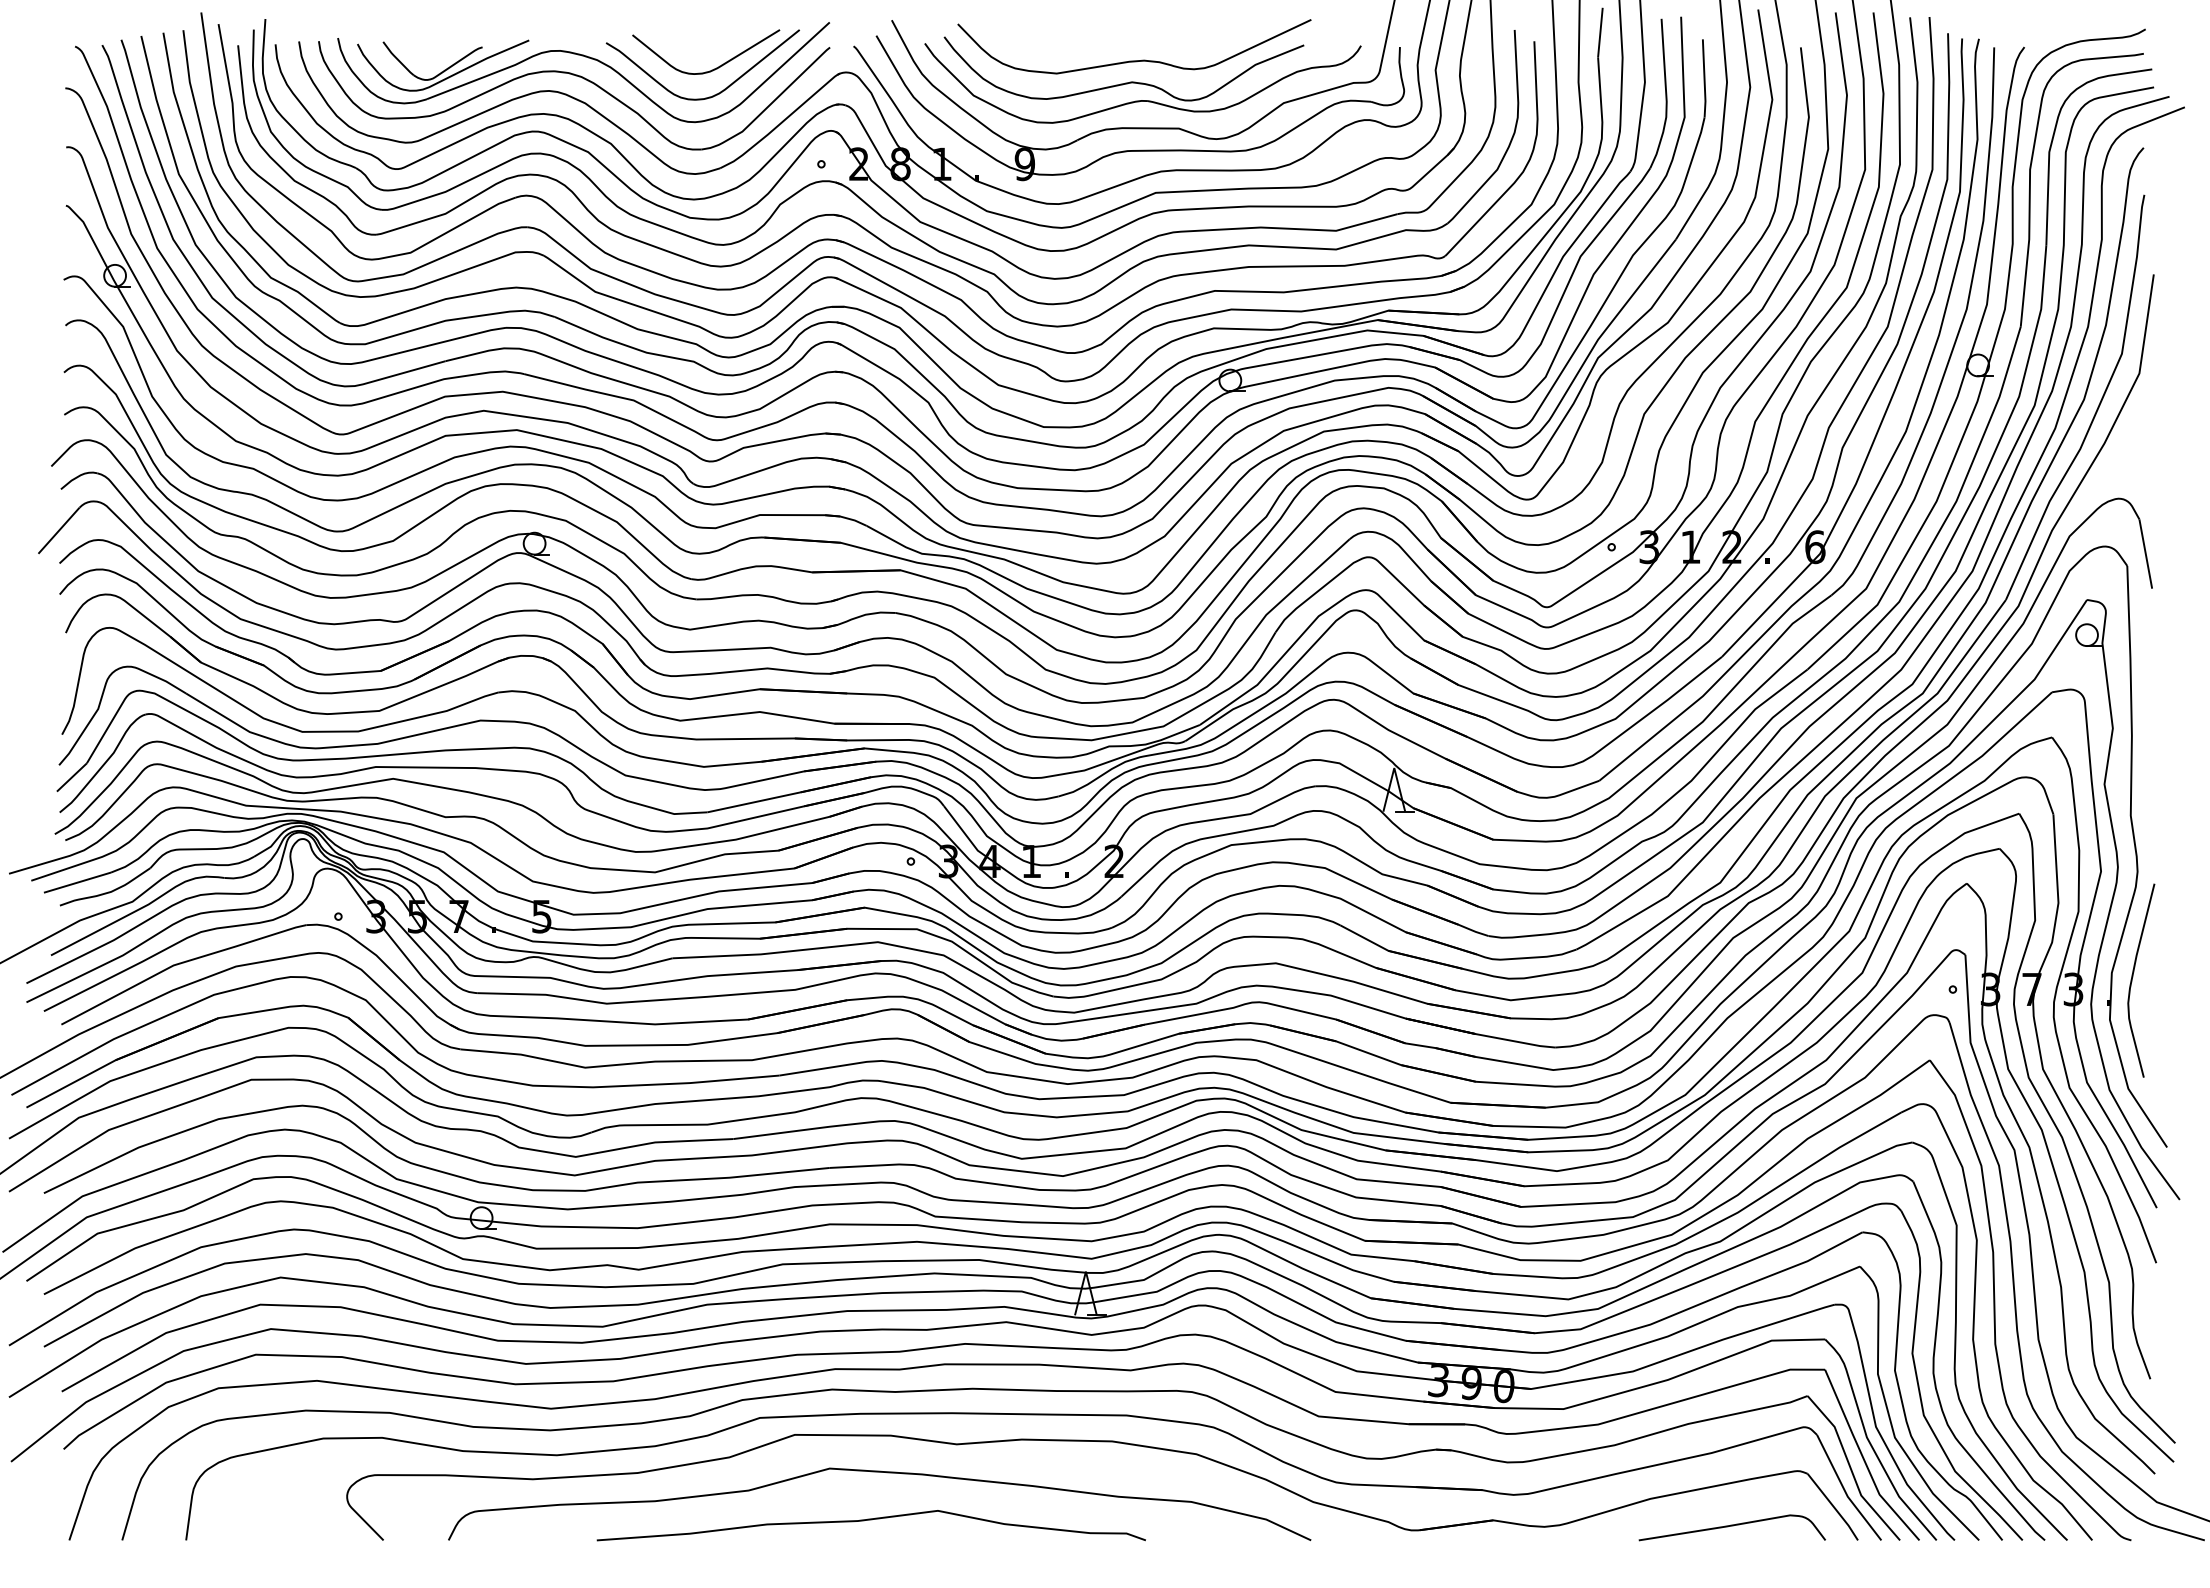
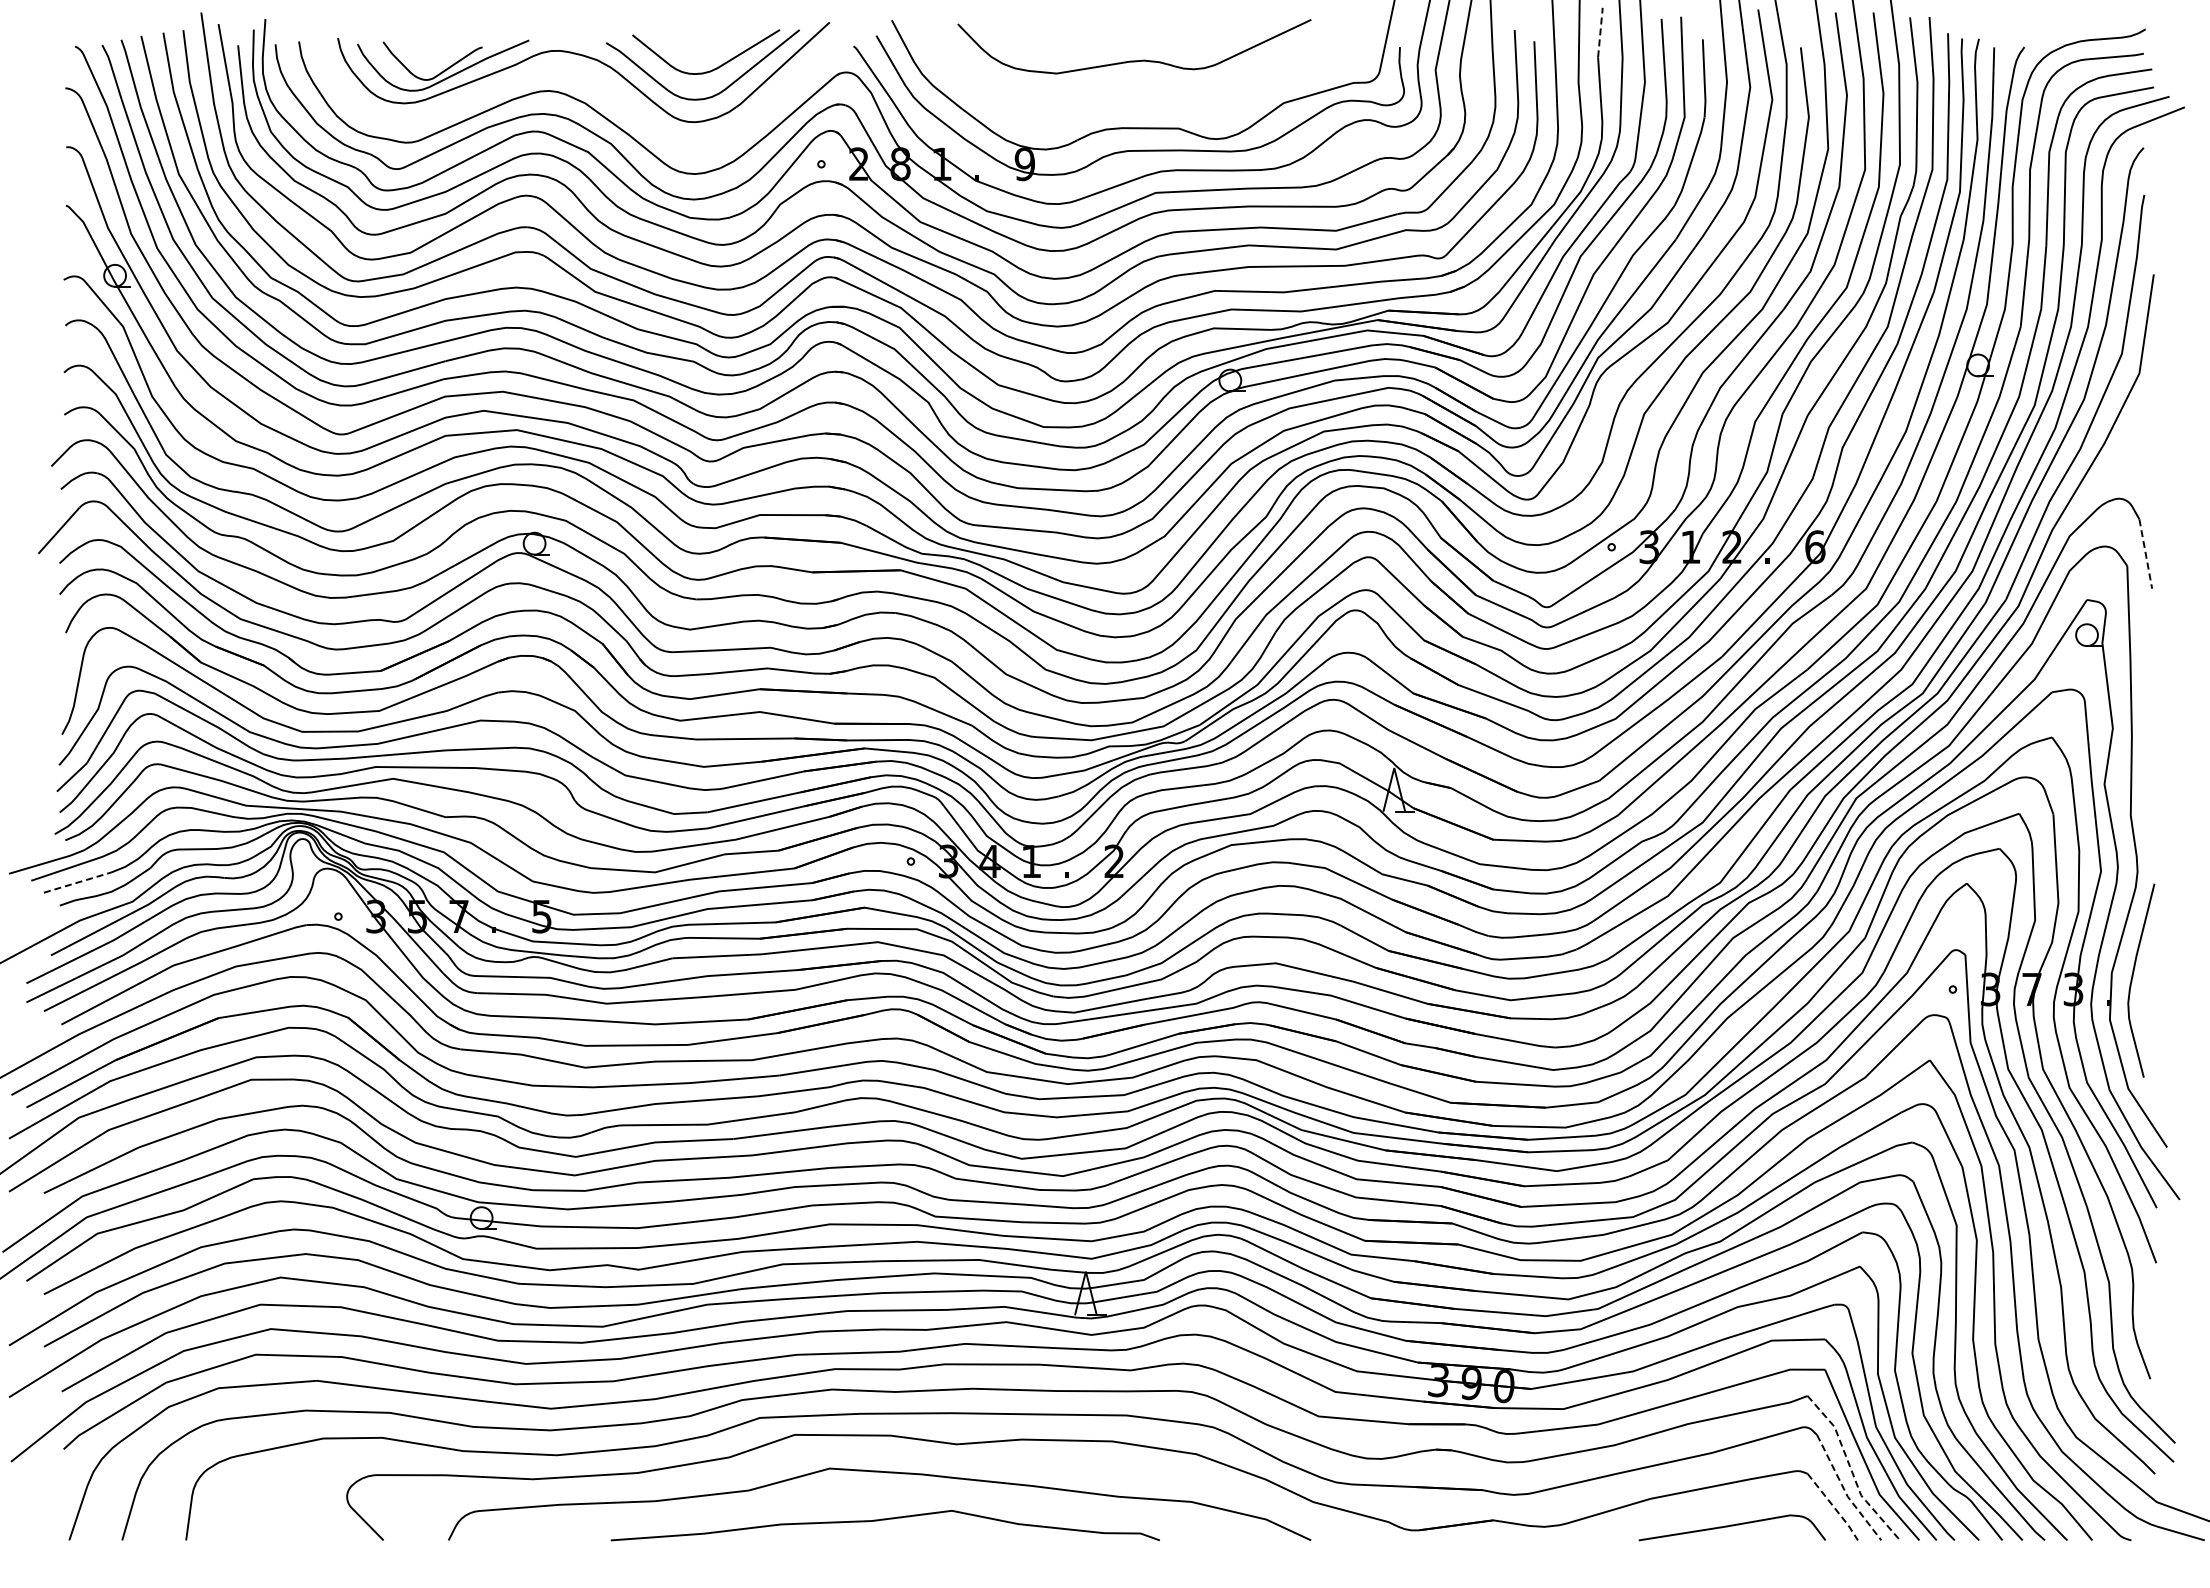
line: solid -> dashed (1600, 32)
part: present -> none (579, 77)
part: present -> none (1142, 79)
line: solid -> dashed (2145, 554)
line: solid -> dashed (77, 882)
line: solid -> dashed (1851, 1469)
line: solid -> dashed (1845, 1491)
line: solid -> dashed (1833, 1507)
curve position: (870, 1520) -> (884, 1520) (884, 1520)
